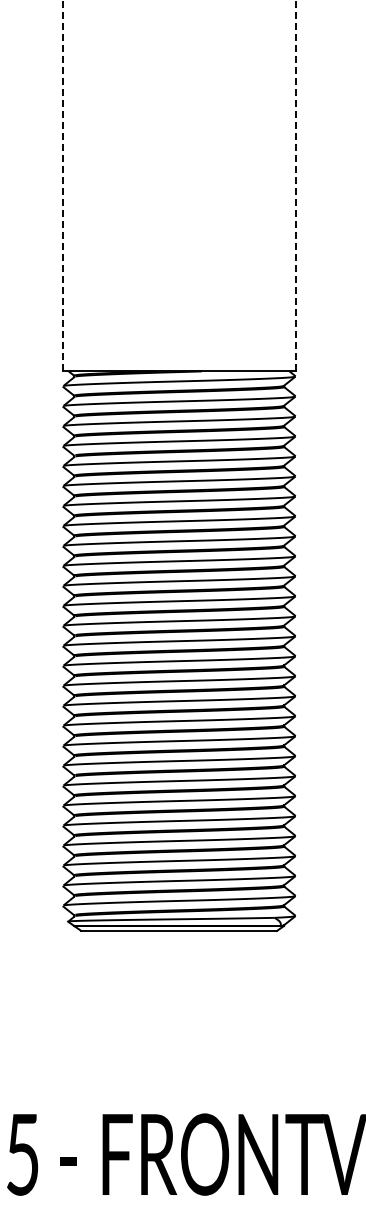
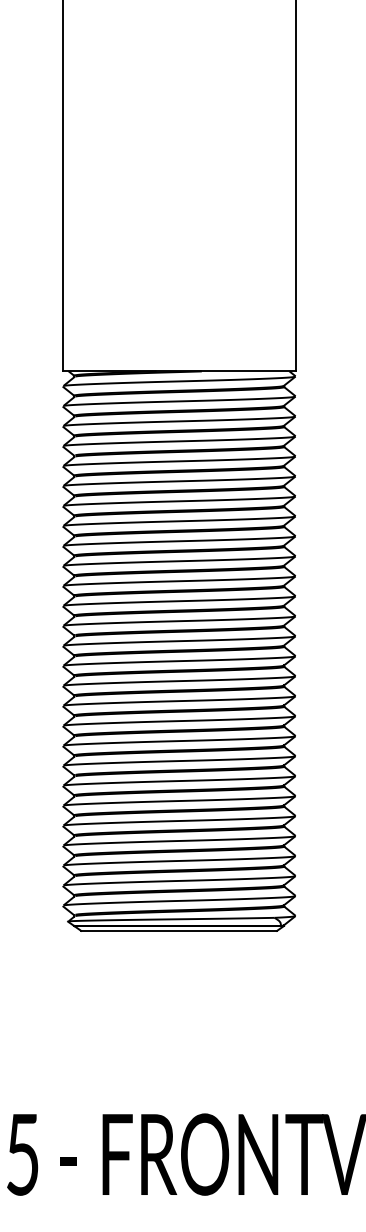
line: dashed -> solid (295, 185)
line: dashed -> solid (62, 186)
